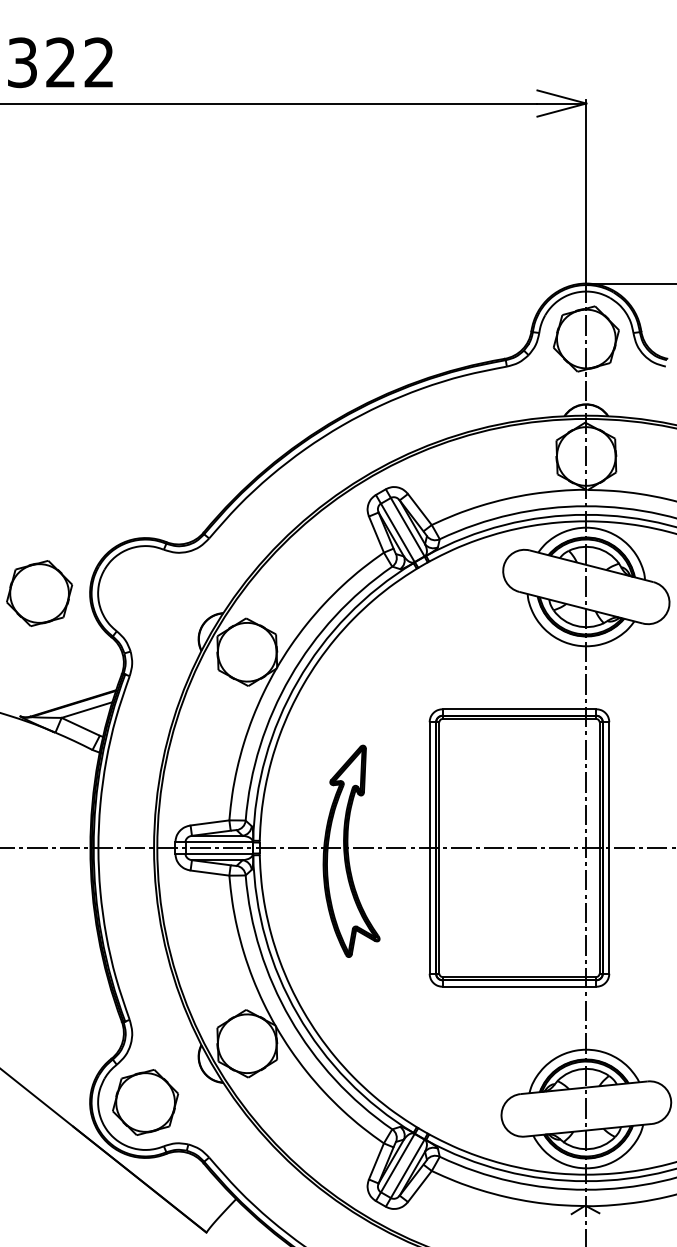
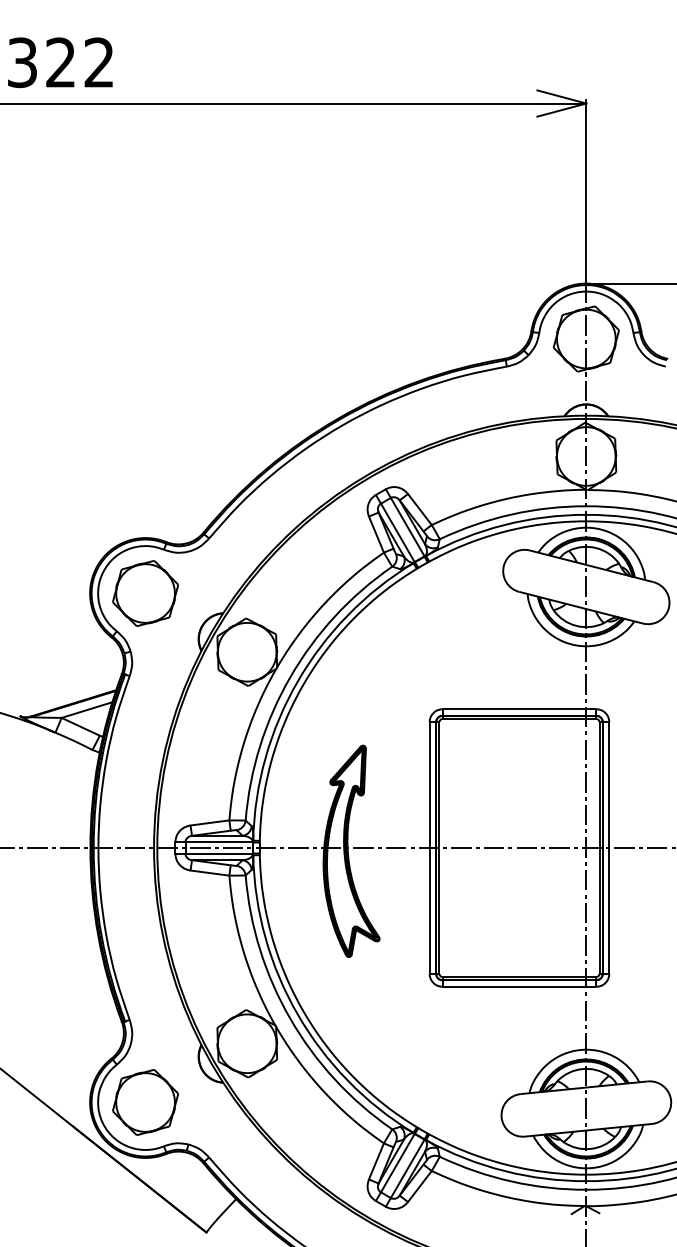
part position: (39, 593) -> (145, 593) (145, 593)
